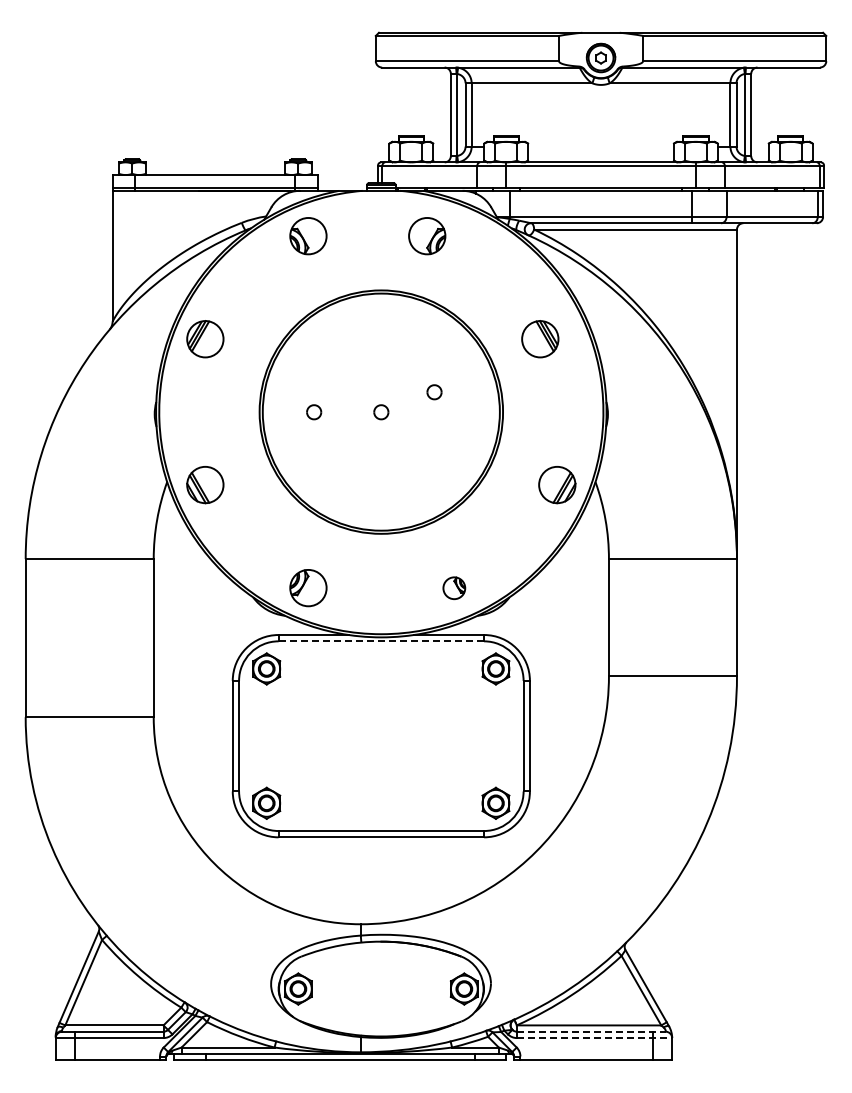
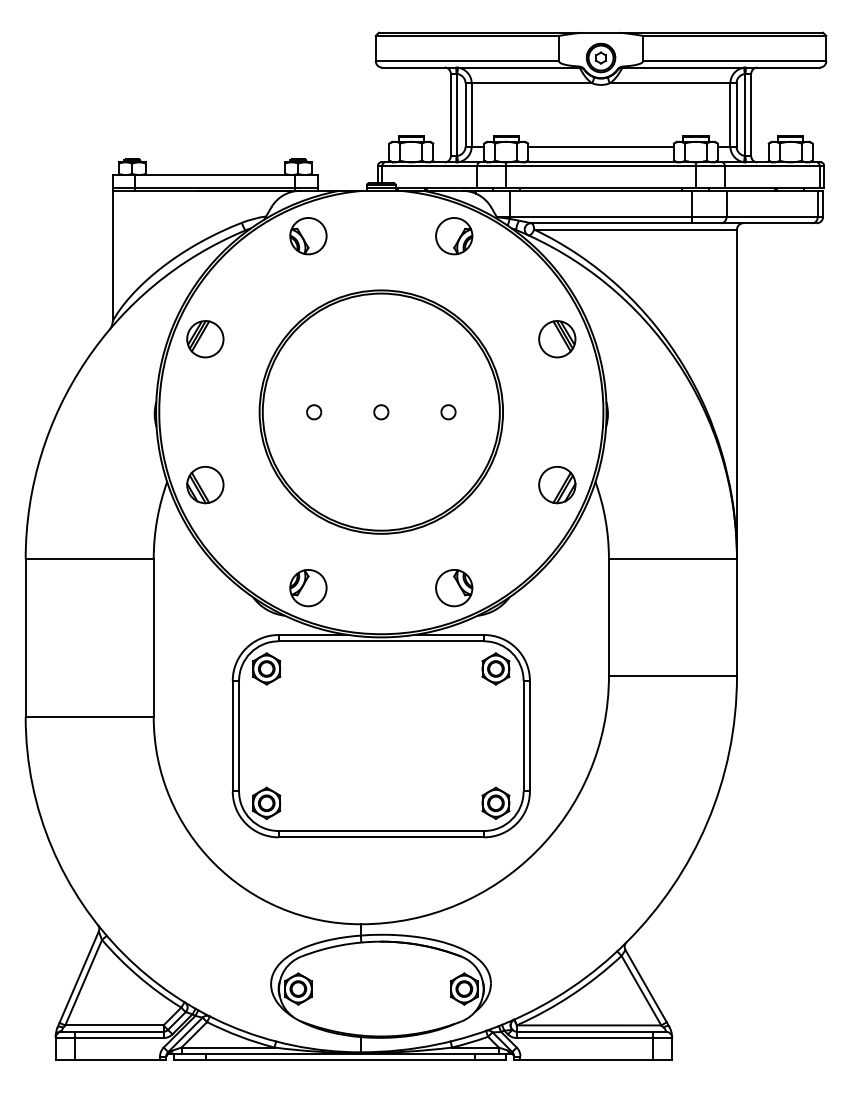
line: none -> present (600, 146)
part position: (427, 236) -> (454, 236) (454, 236)
part position: (540, 339) -> (557, 339) (557, 339)
part position: (434, 392) -> (448, 412) (448, 412)
part size: 25x25 px -> 39x39 px (454, 588)
line: dashed -> solid (381, 641)
line: dashed -> solid (591, 1031)
line: dashed -> solid (594, 1038)
